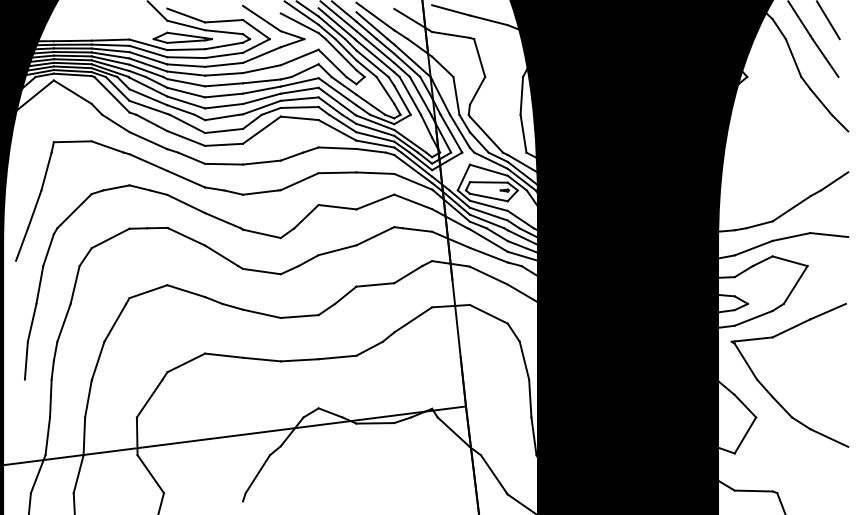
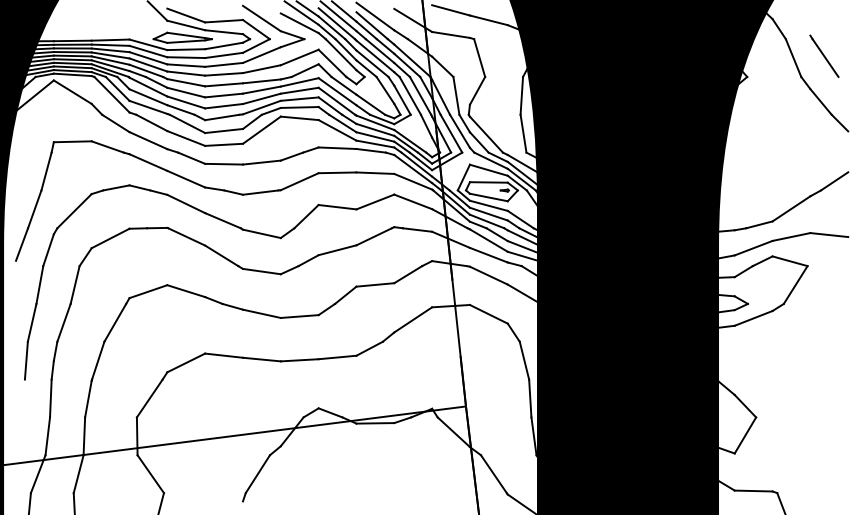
line: present -> none (799, 18)
line: present -> none (828, 20)
part: present -> none (768, 390)
